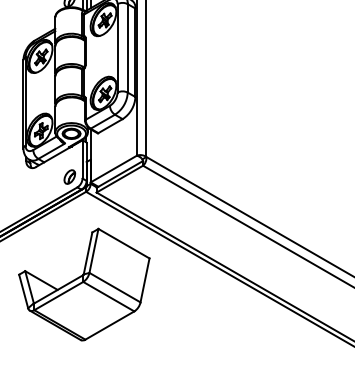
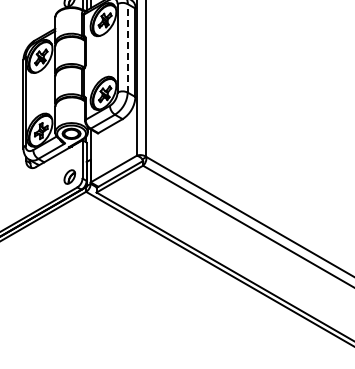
line: solid -> dashed (127, 47)
part: present -> none (84, 284)
